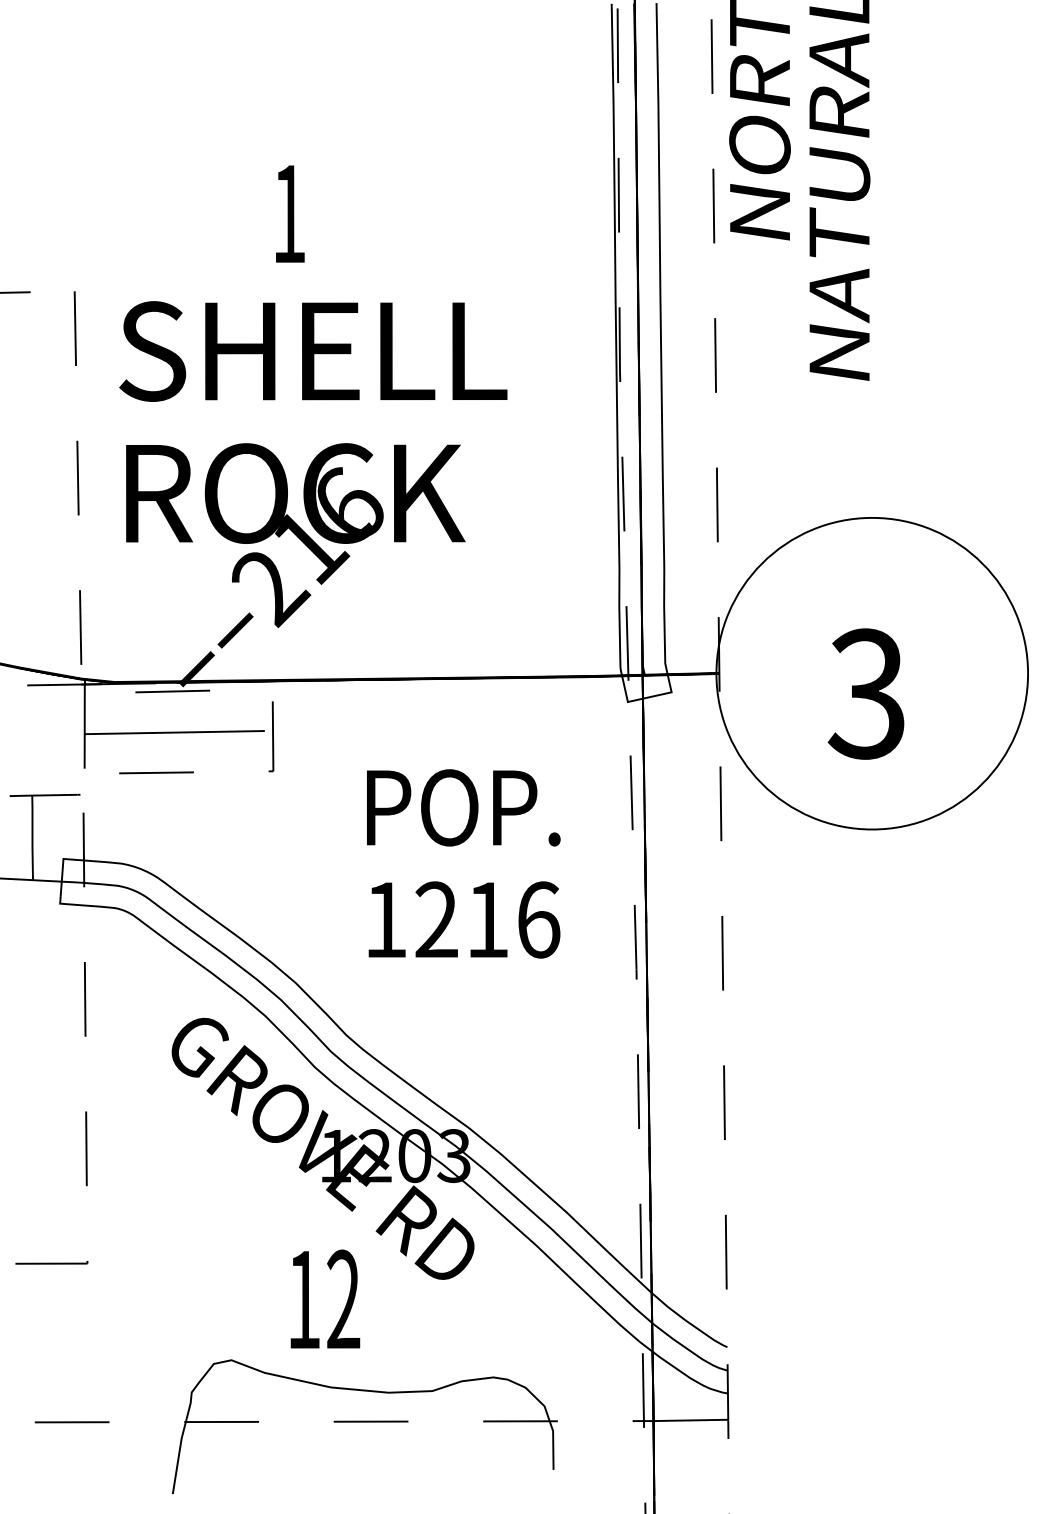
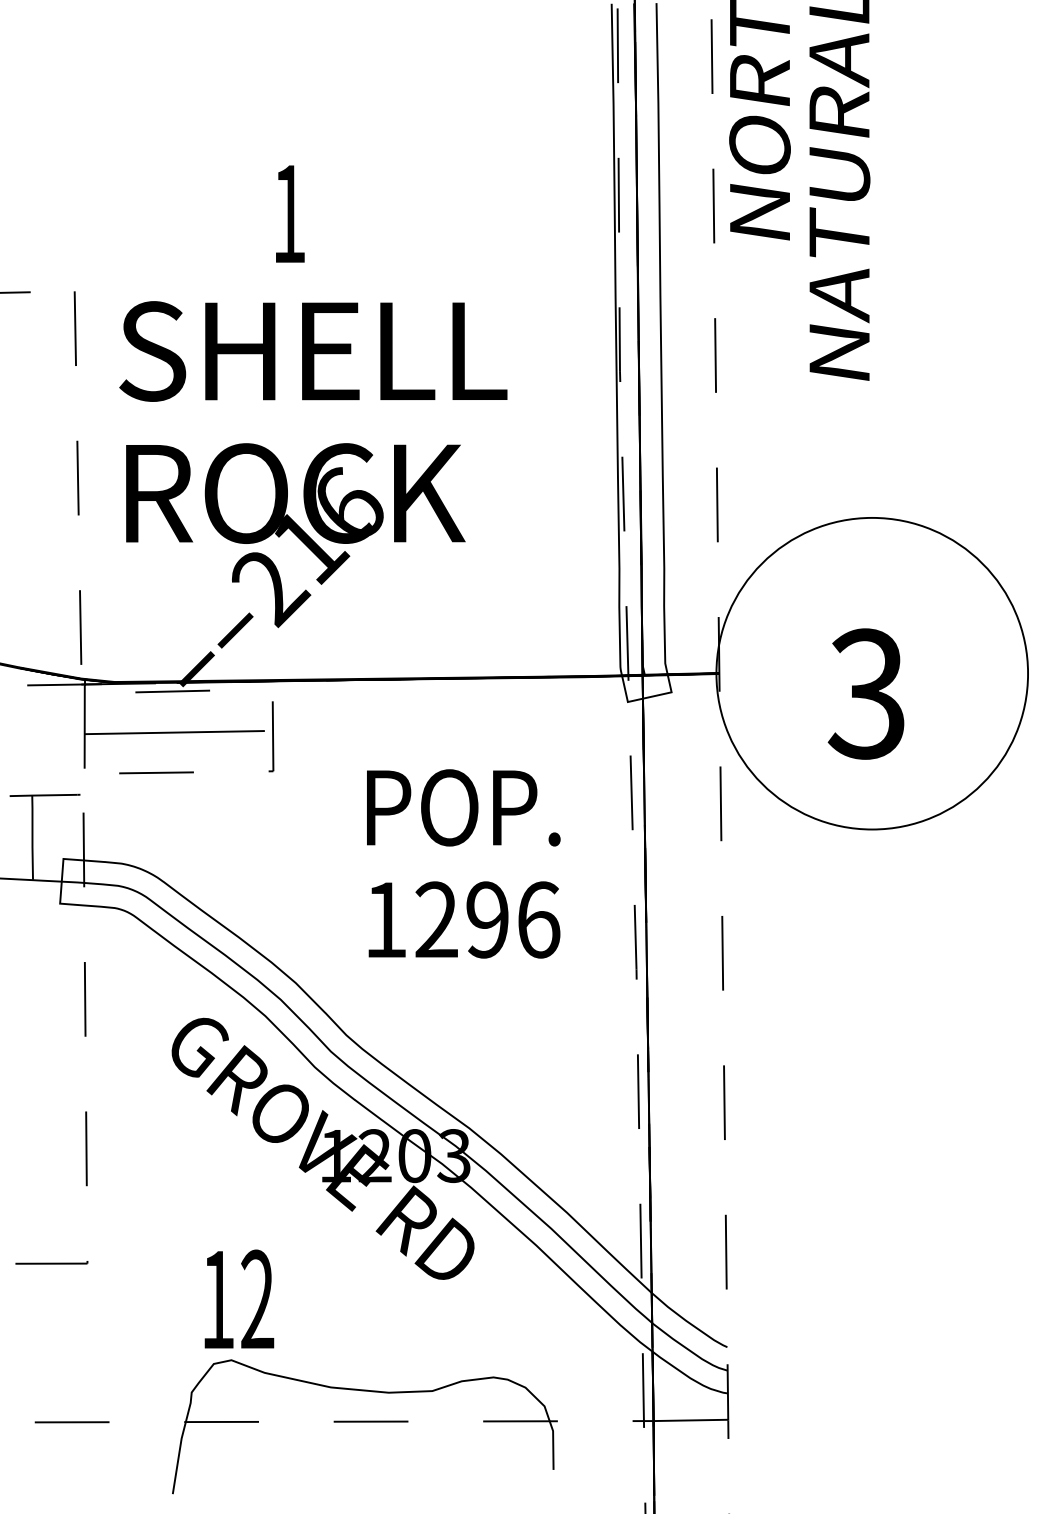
text: 1216 -> 1296 (487, 919)
text position: (325, 1298) -> (239, 1298) (239, 1298)
